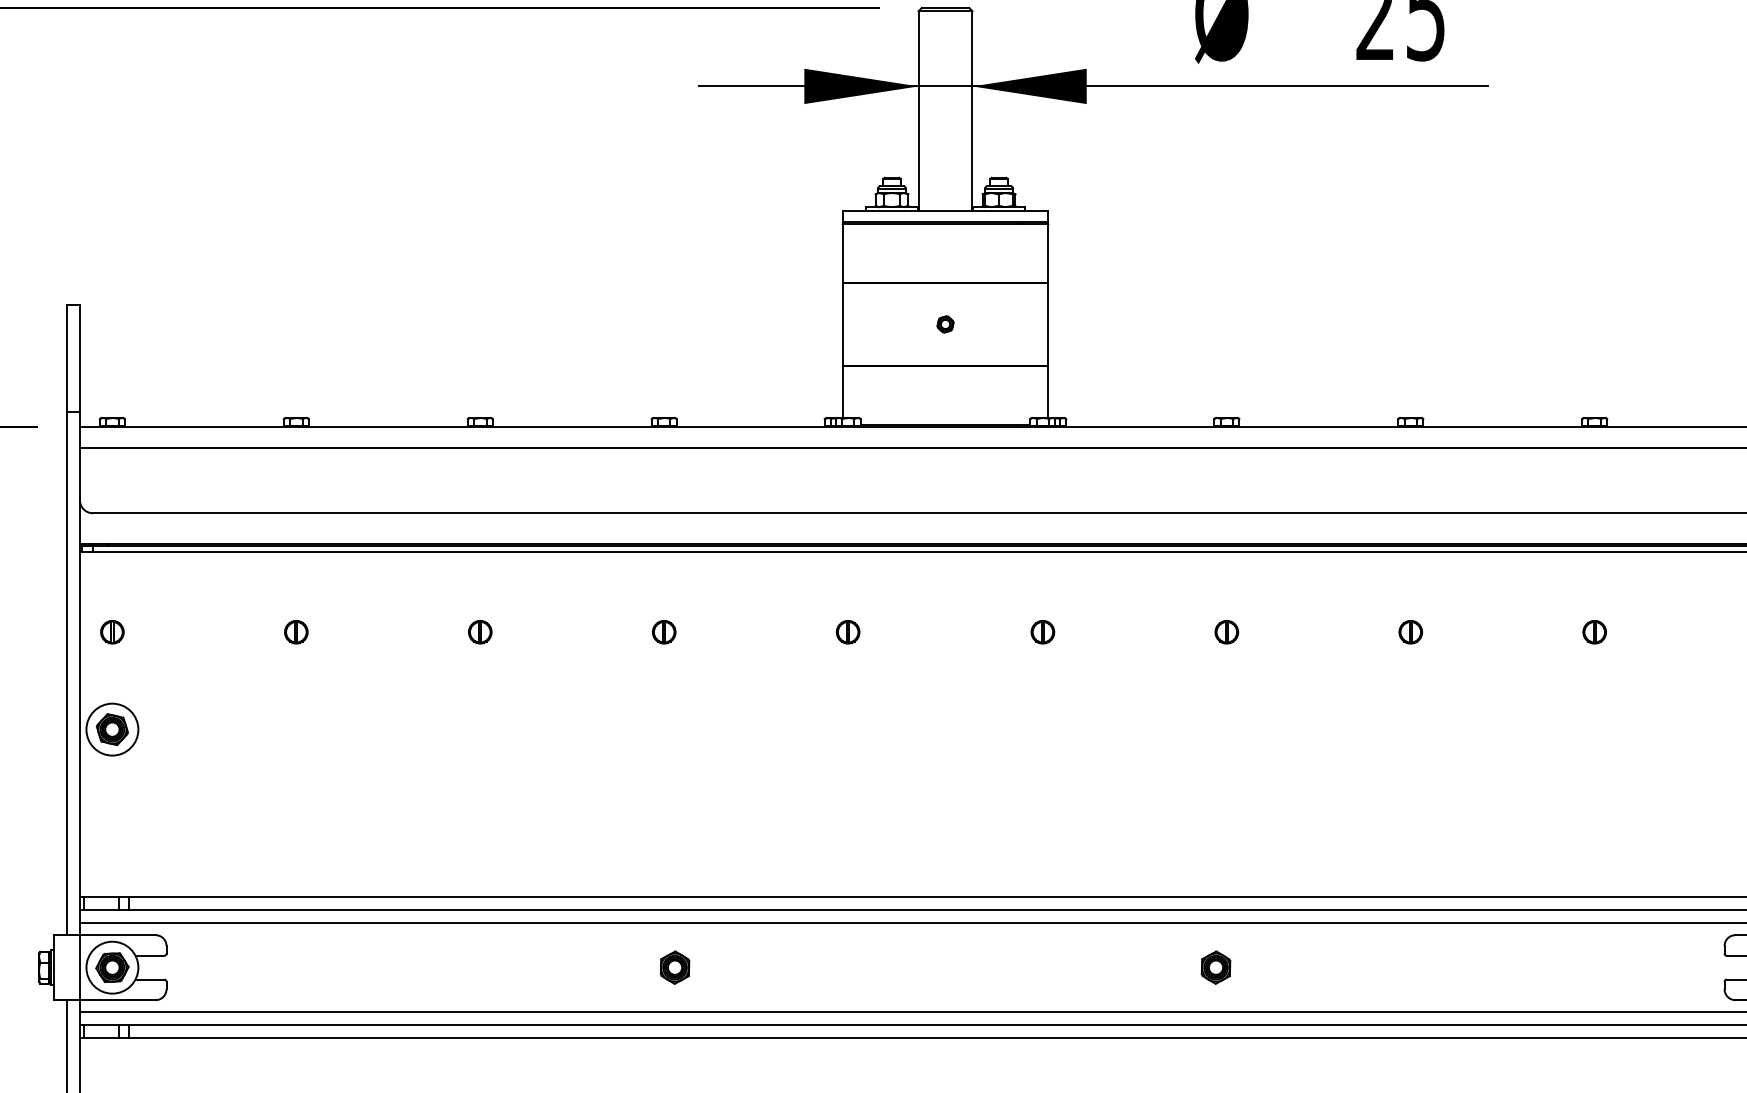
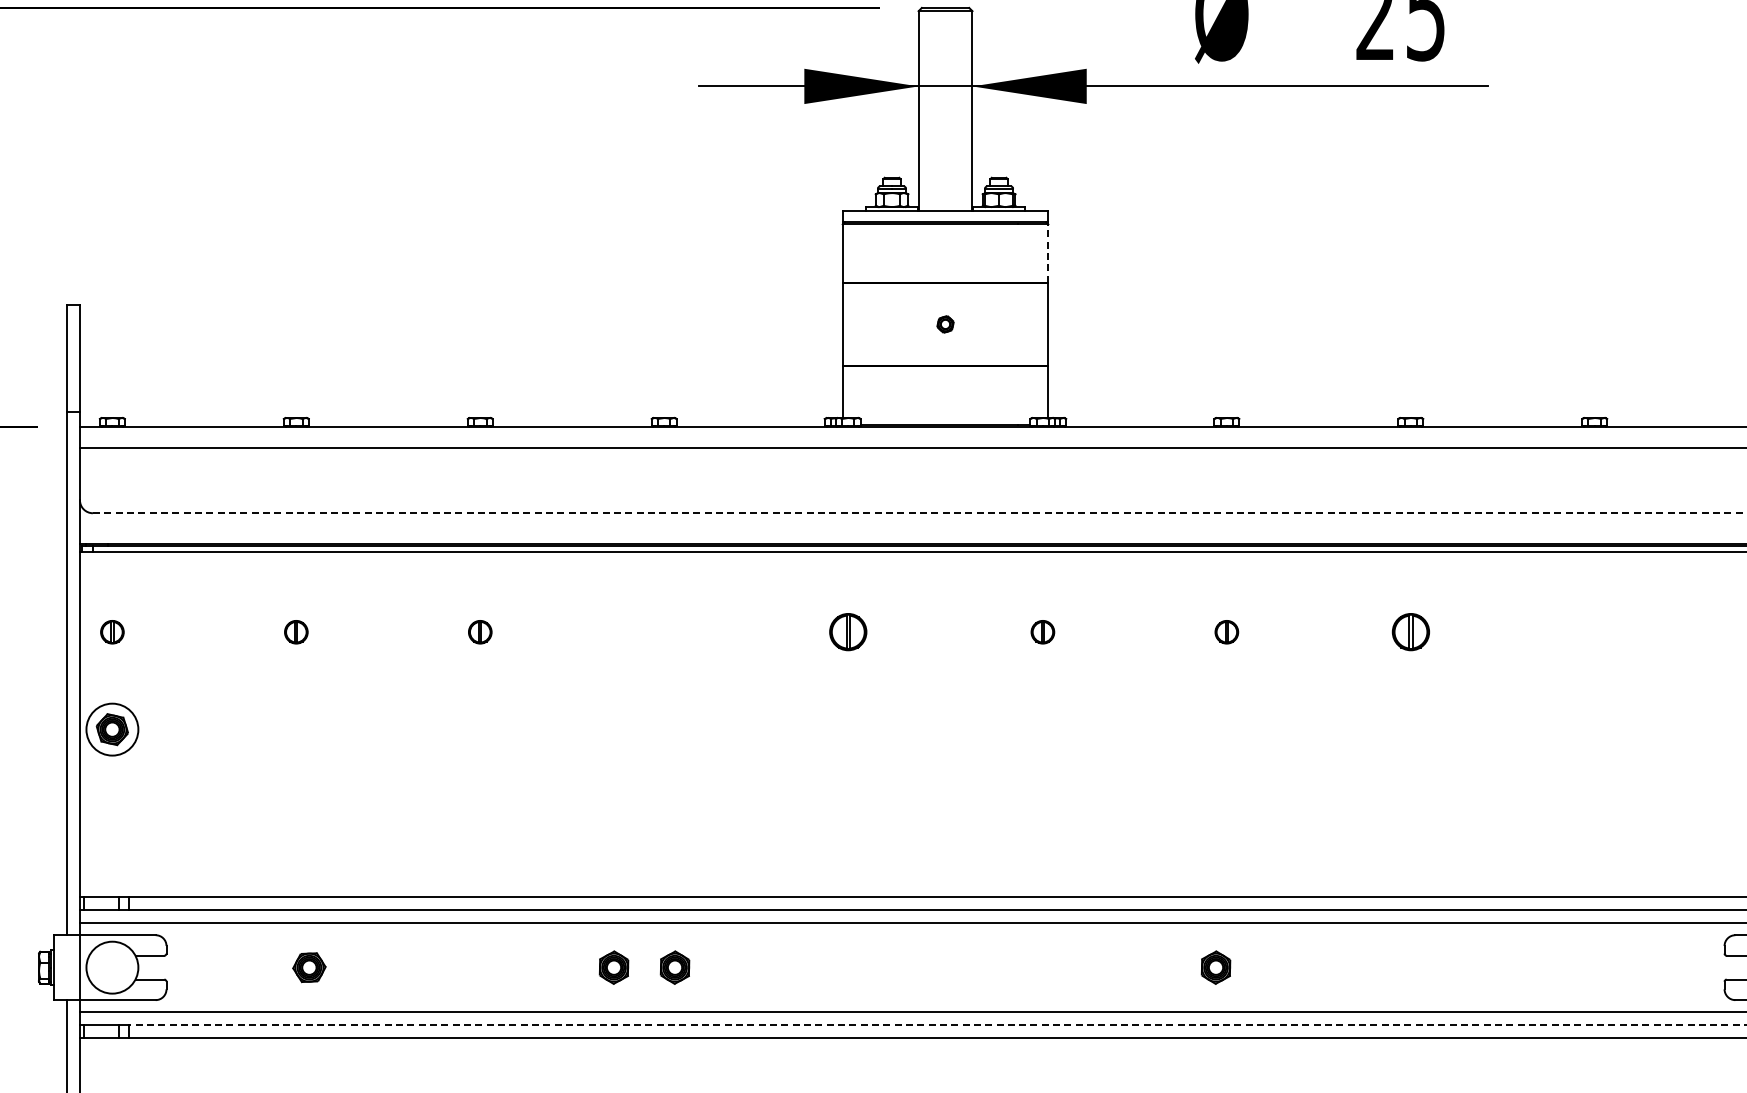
line: solid -> dashed (1048, 253)
line: solid -> dashed (919, 513)
part: present -> none (664, 632)
part size: 26x25 px -> 39x39 px (848, 632)
part size: 25x25 px -> 39x39 px (1410, 632)
part: present -> none (1594, 632)
part position: (112, 967) -> (309, 967) (309, 967)
part: none -> present (613, 967)
line: solid -> dashed (937, 1025)
